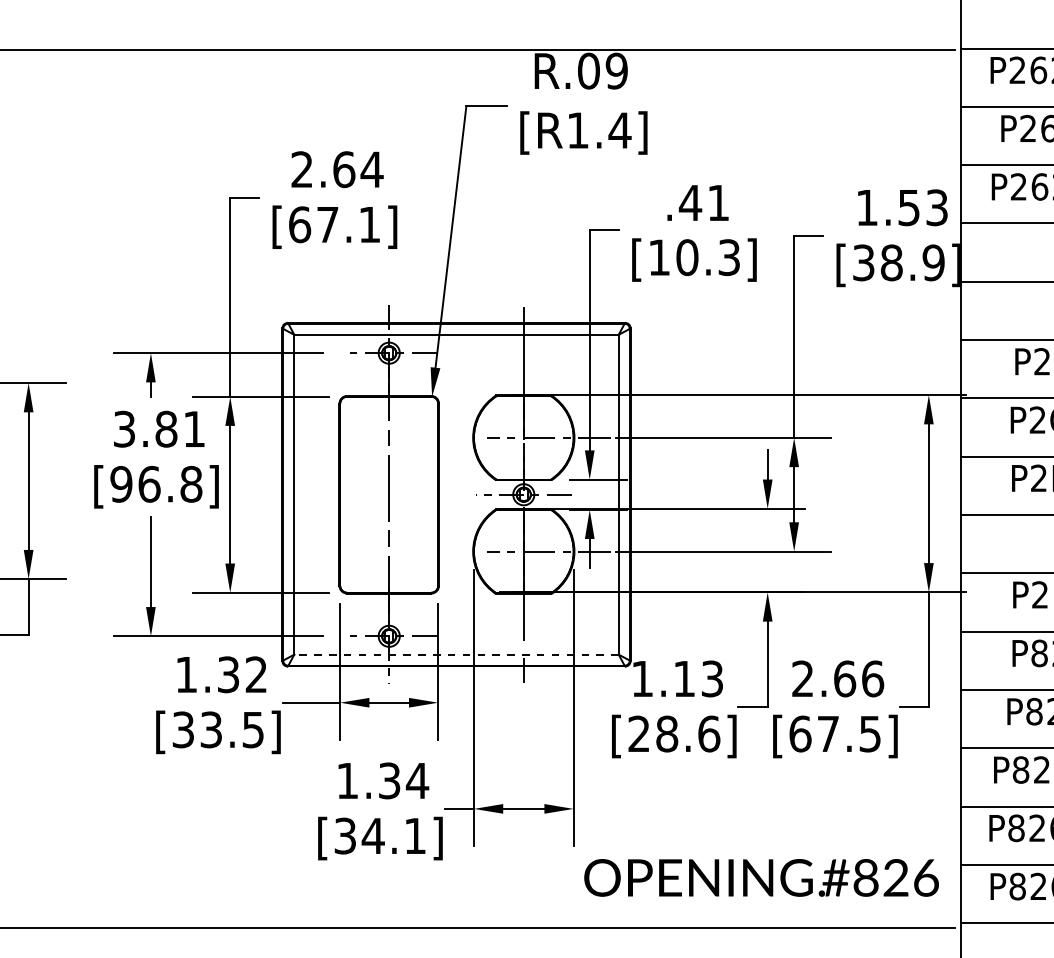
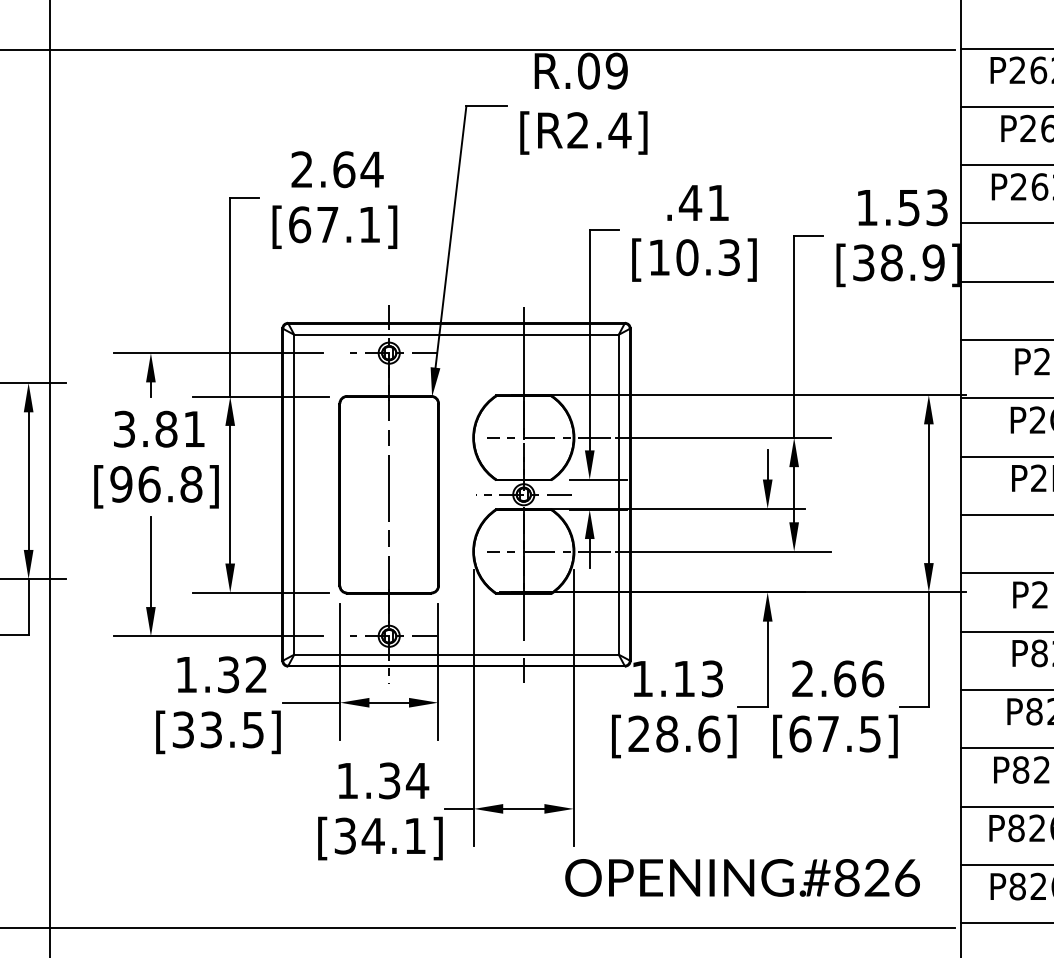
text: [R1.4] -> [R2.4] (577, 130)
line: none -> present (49, 478)
line: dashed -> solid (456, 654)
text position: (761, 877) -> (742, 877) (742, 877)
